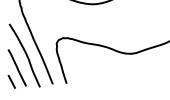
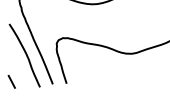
line: present -> none (16, 67)
